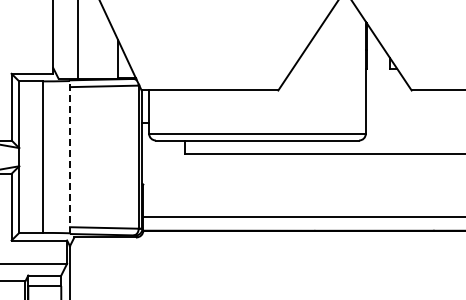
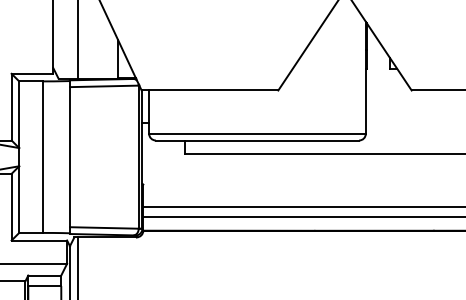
line: dashed -> solid (69, 157)
line: none -> present (302, 207)
line: none -> present (78, 266)
